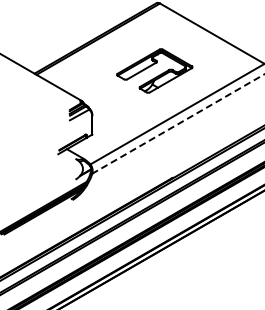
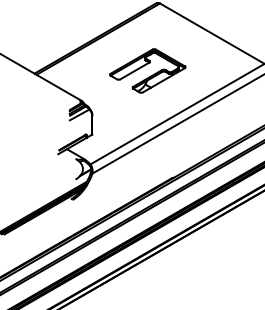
part position: (154, 70) -> (147, 70) (147, 70)
line: dashed -> solid (177, 124)
